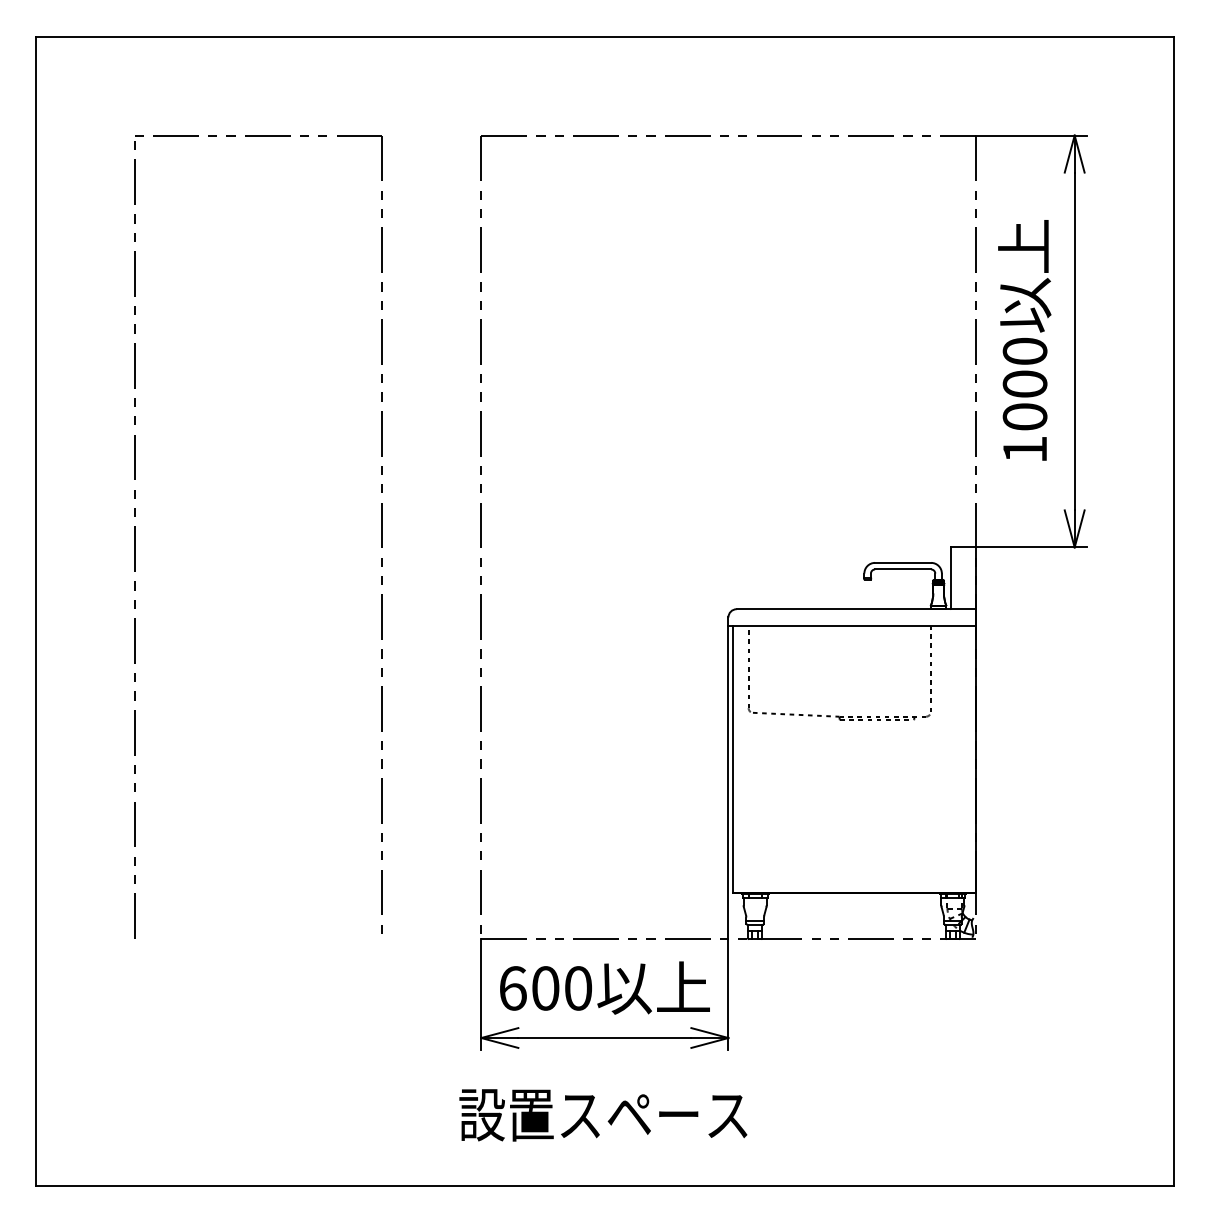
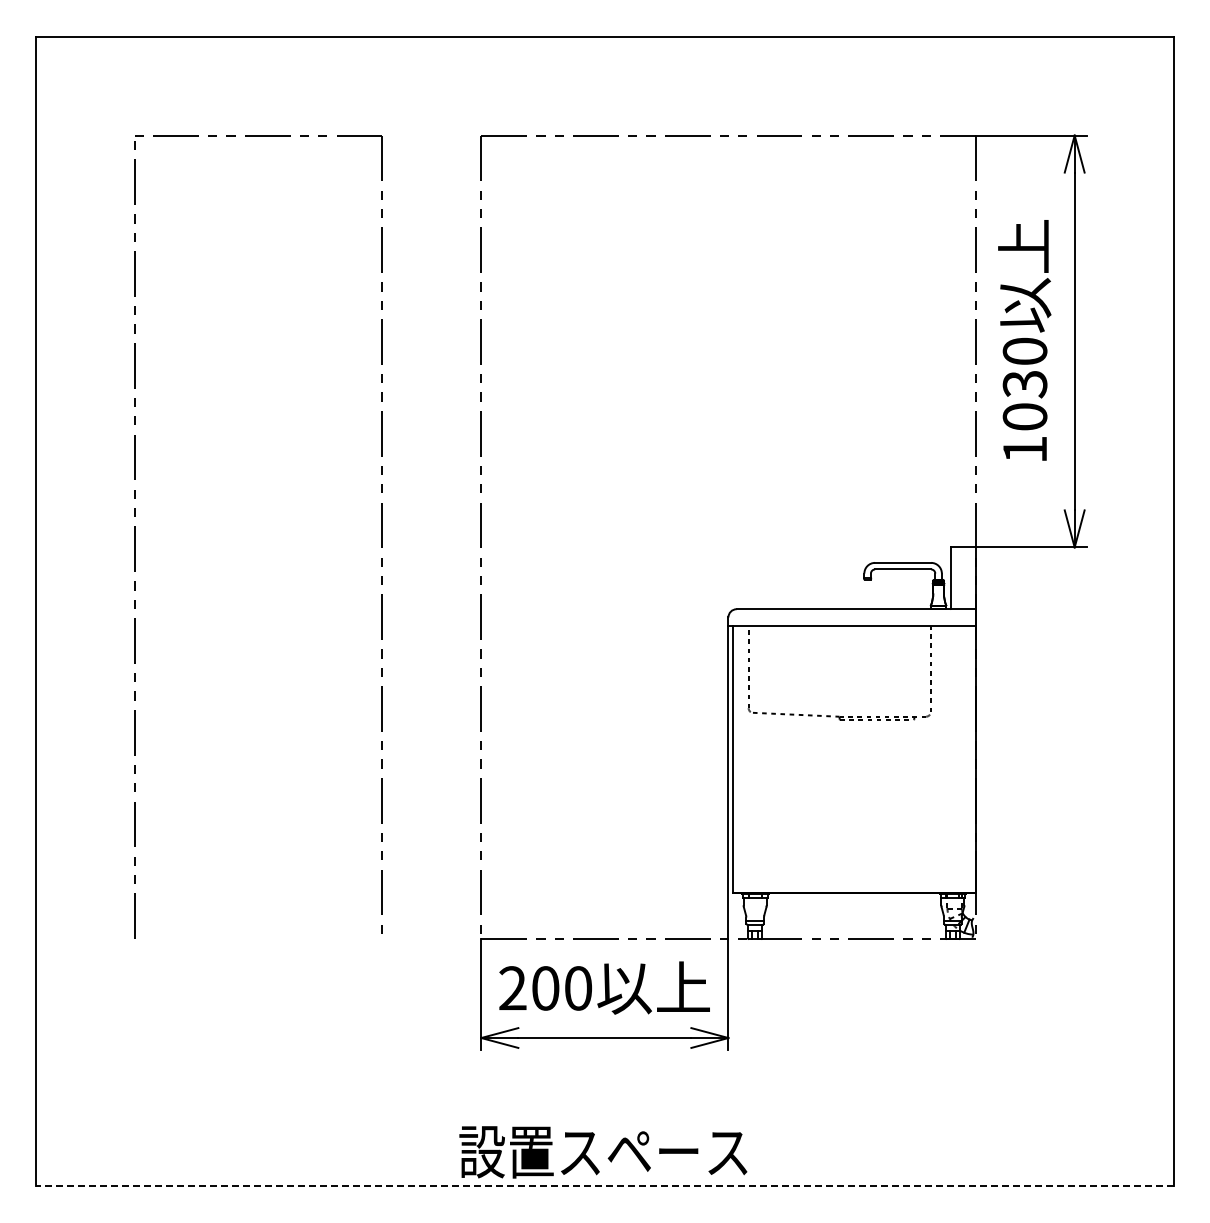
text: 1000 -> 1030 (1024, 384)
text: 600 -> 200 (512, 988)
text position: (603, 1115) -> (603, 1152) (603, 1152)
line: solid -> dashed (605, 1186)
